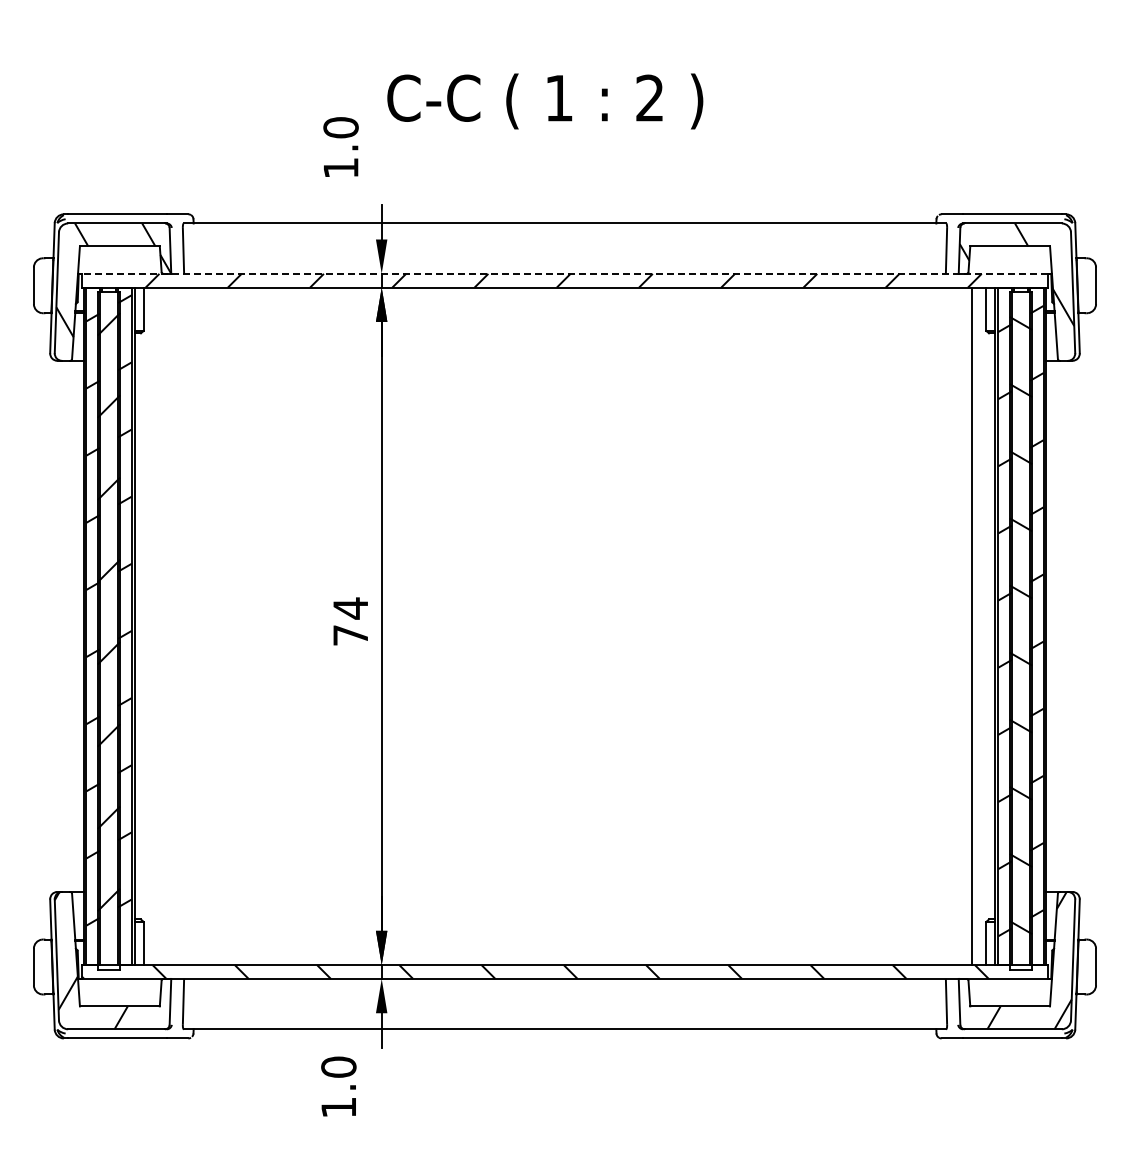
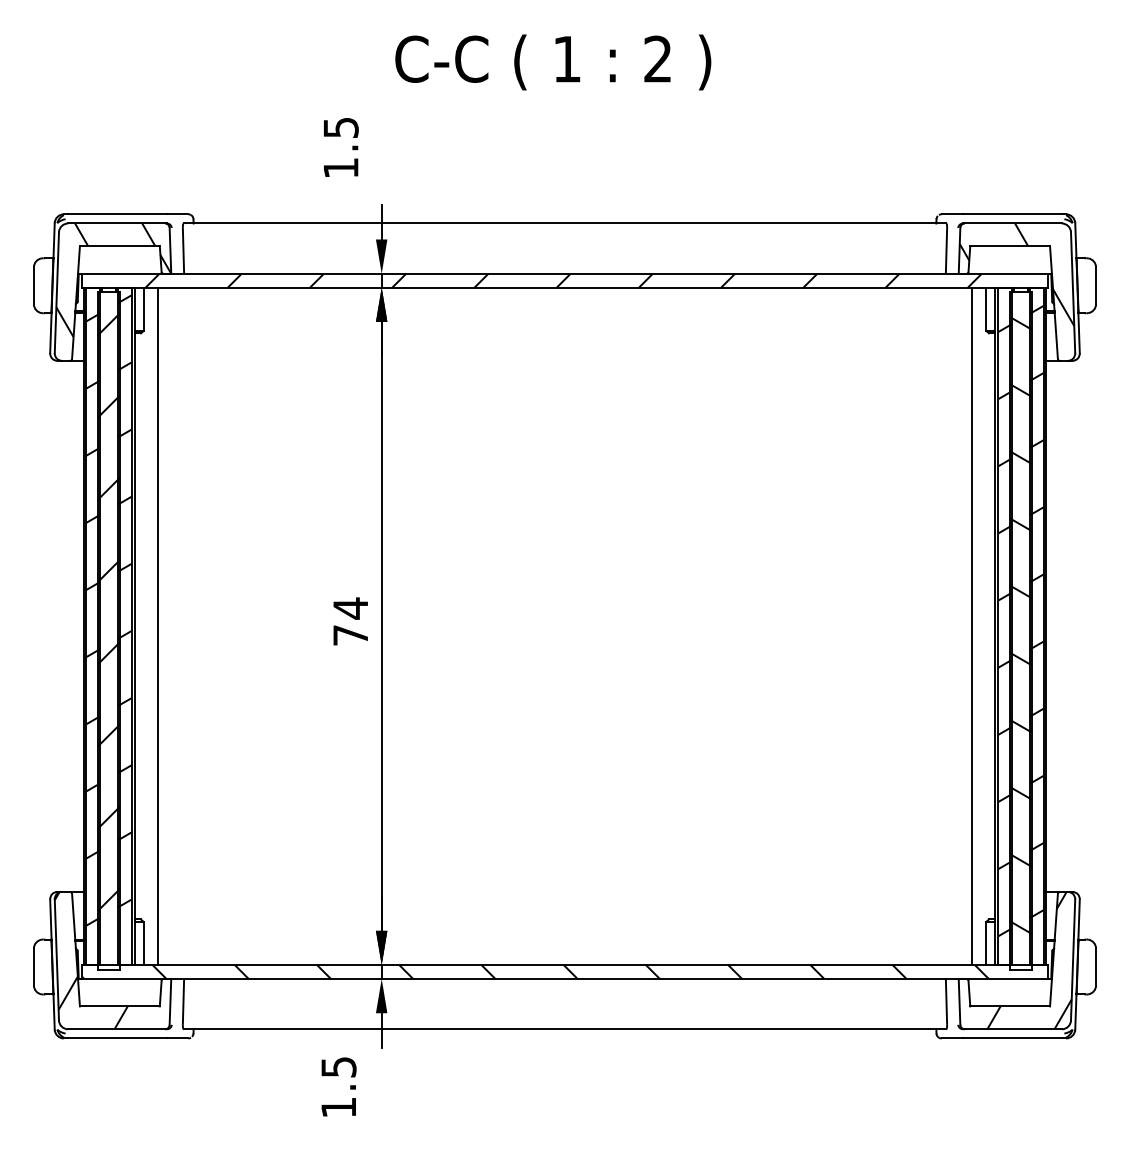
text position: (545, 101) -> (553, 62) (553, 62)
text: 1.0 -> 1.5 (340, 127)
line: dashed -> solid (564, 273)
line: none -> present (157, 626)
text: 1.0 -> 1.5 (338, 1066)
